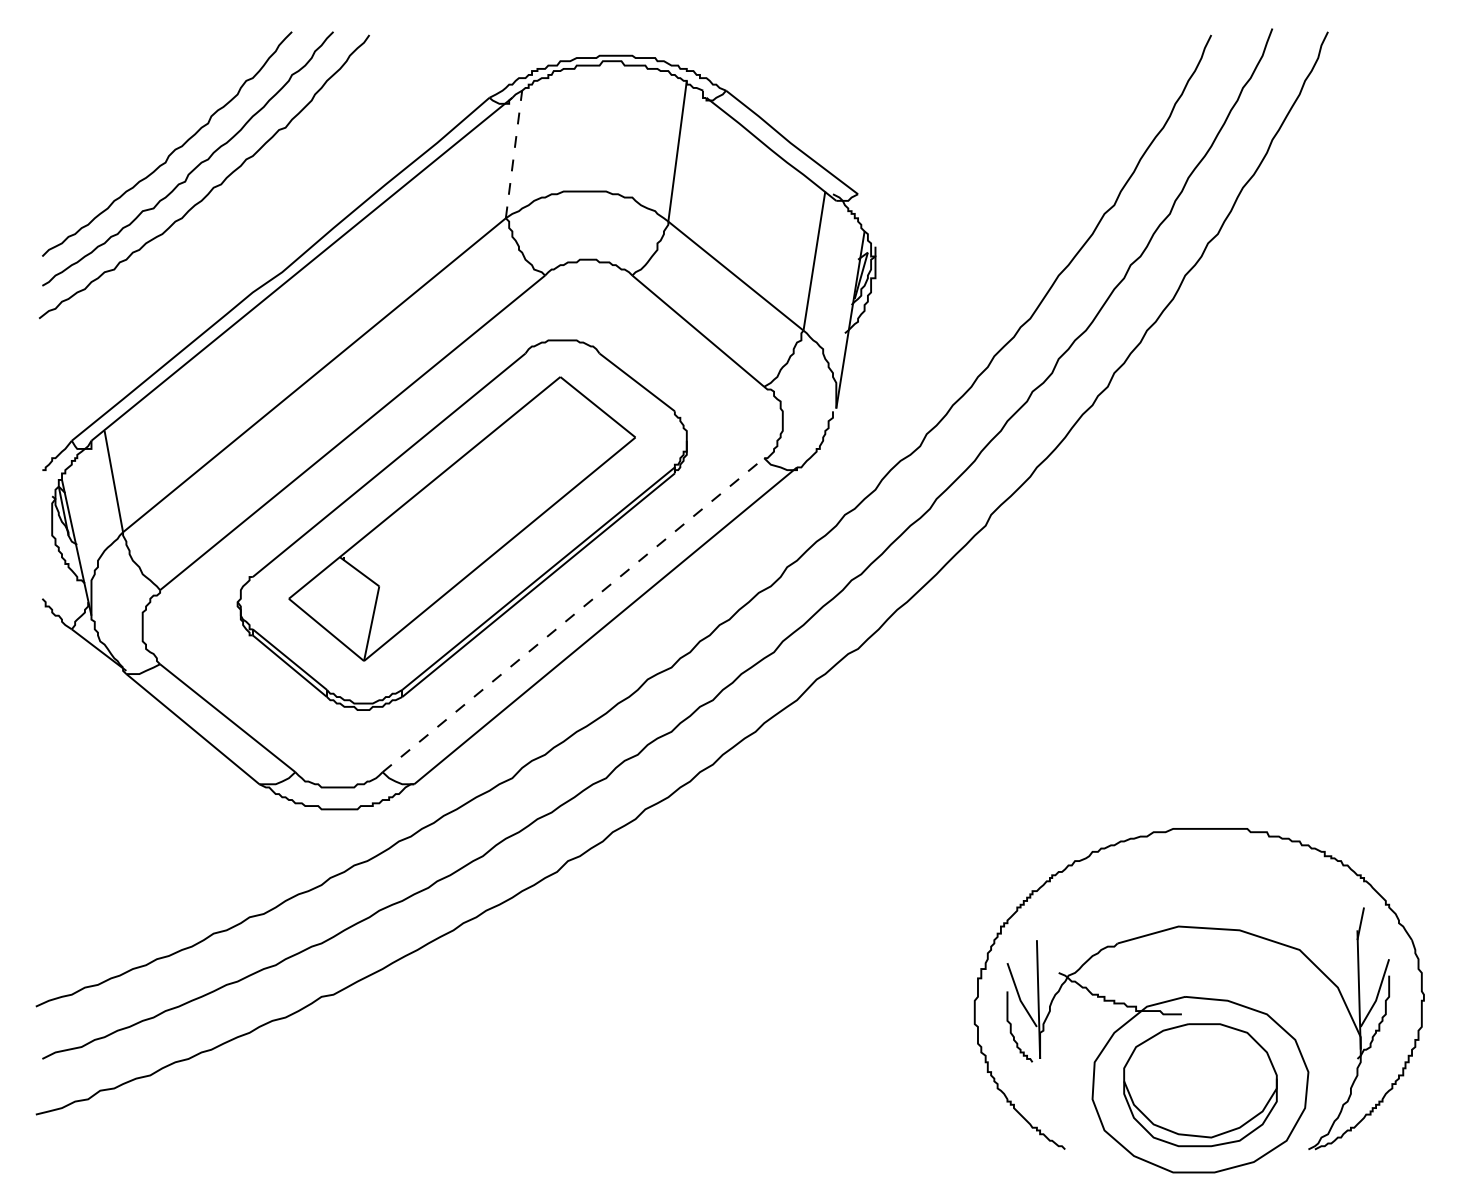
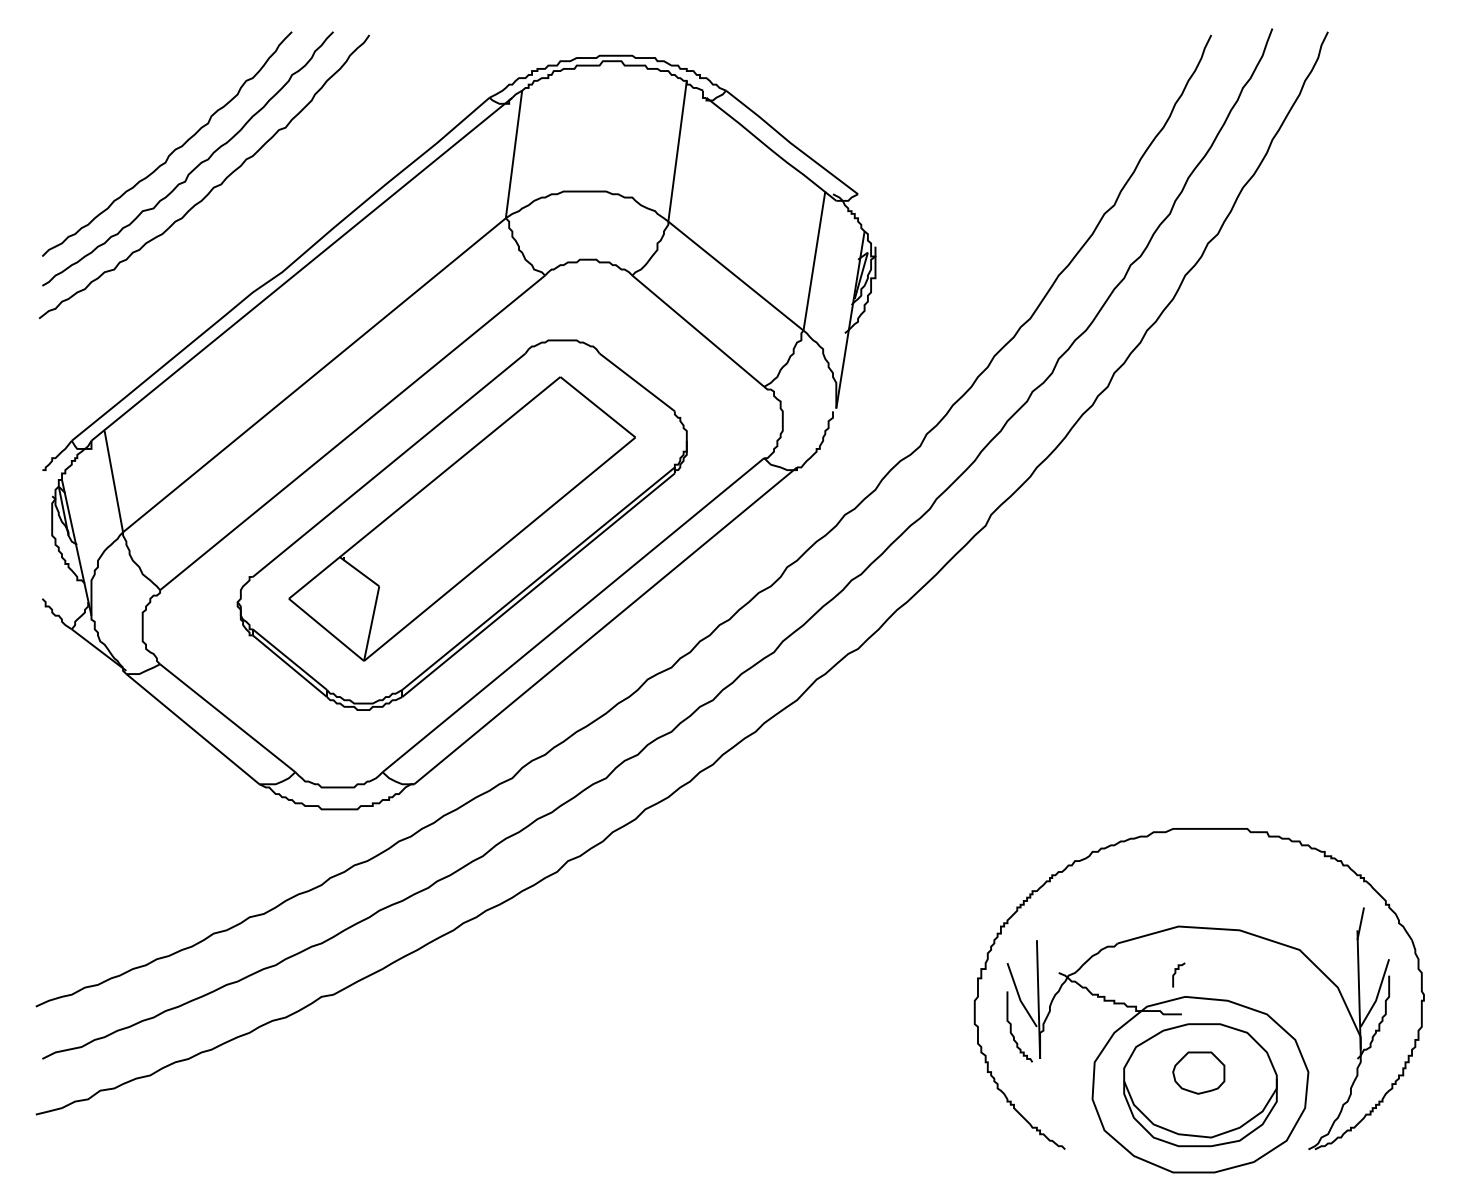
line: dashed -> solid (514, 153)
line: dashed -> solid (573, 614)
curve: none -> present (1176, 973)
part: none -> present (1198, 1072)
